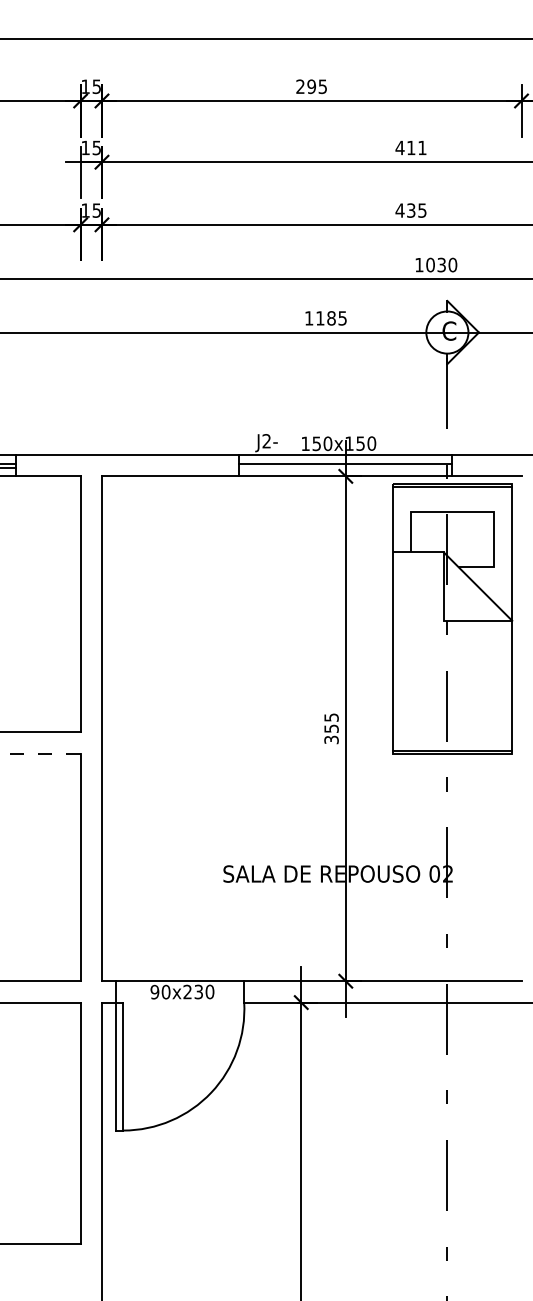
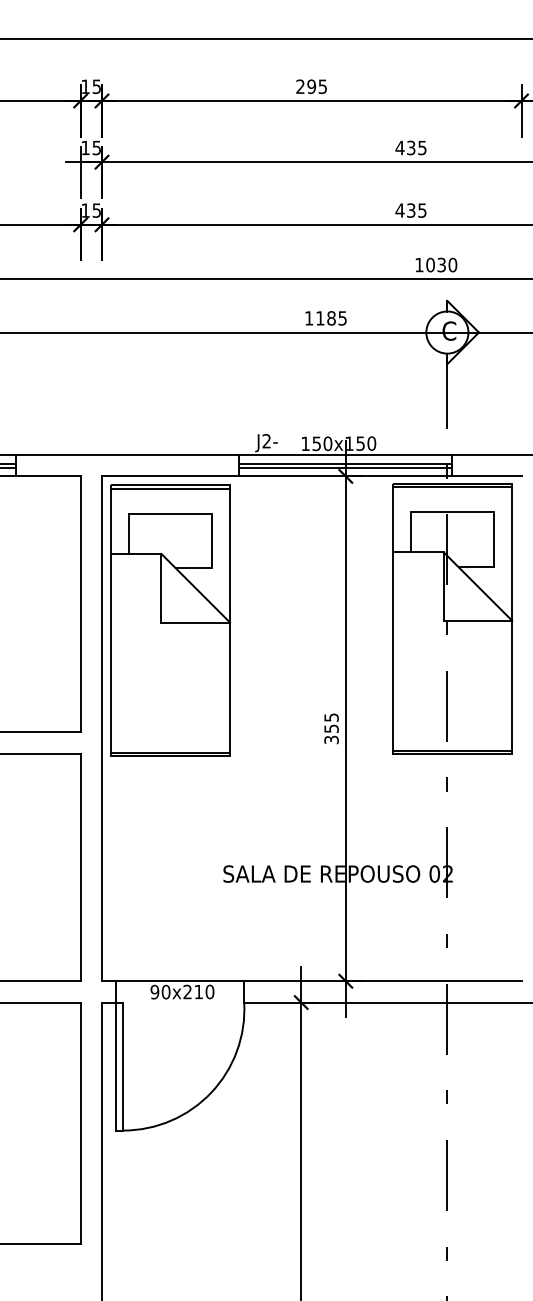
text: 411 -> 435 (416, 147)
line: none -> present (345, 467)
part: none -> present (170, 620)
line: dashed -> solid (40, 753)
text: 90x230 -> 90x210 (198, 991)
